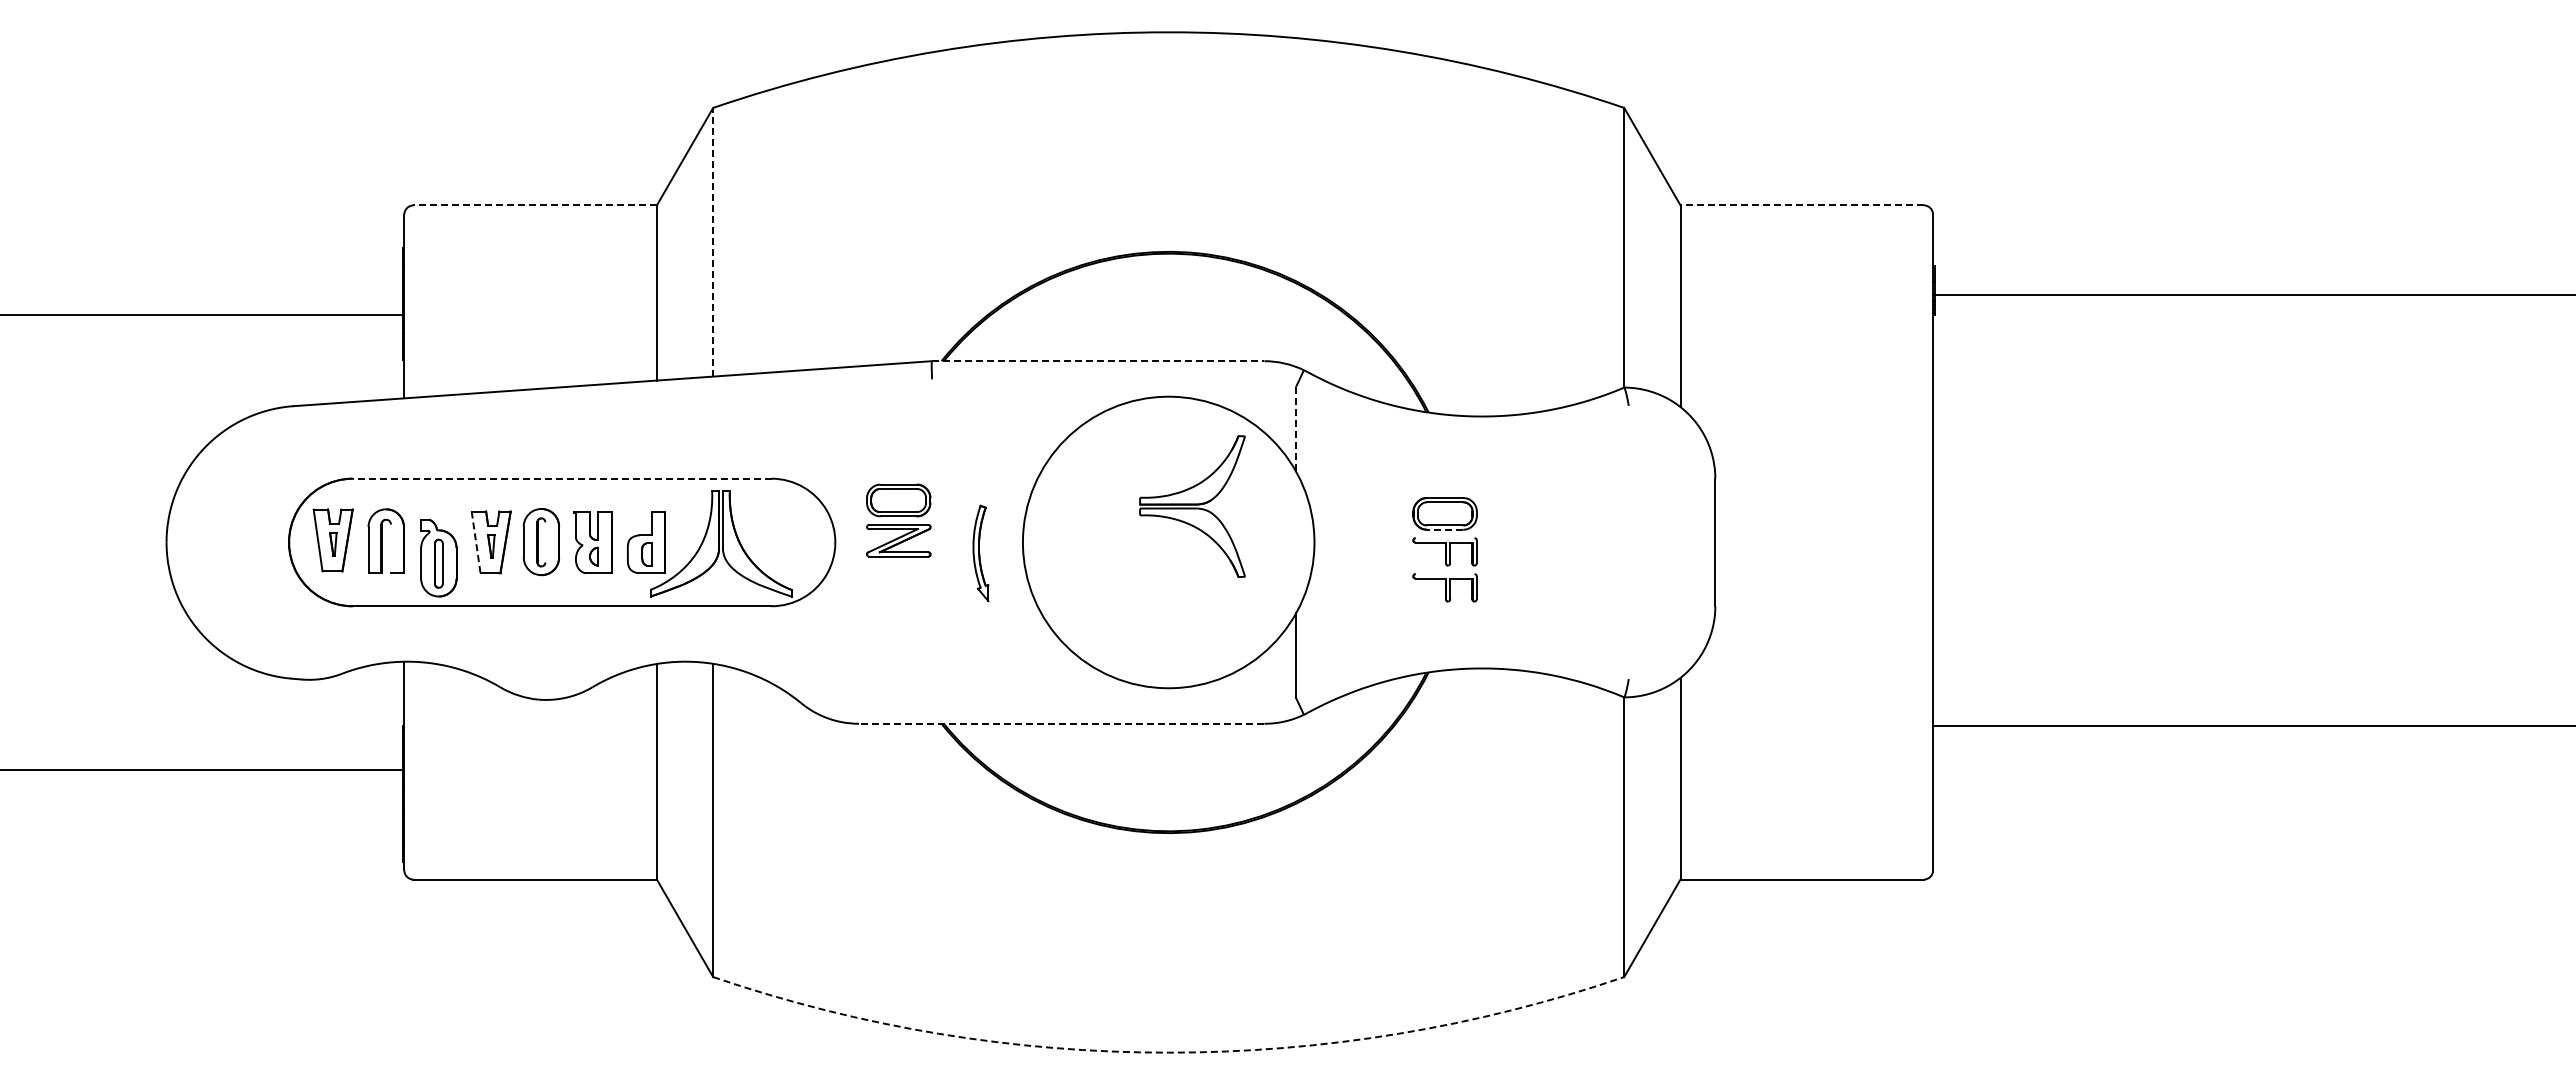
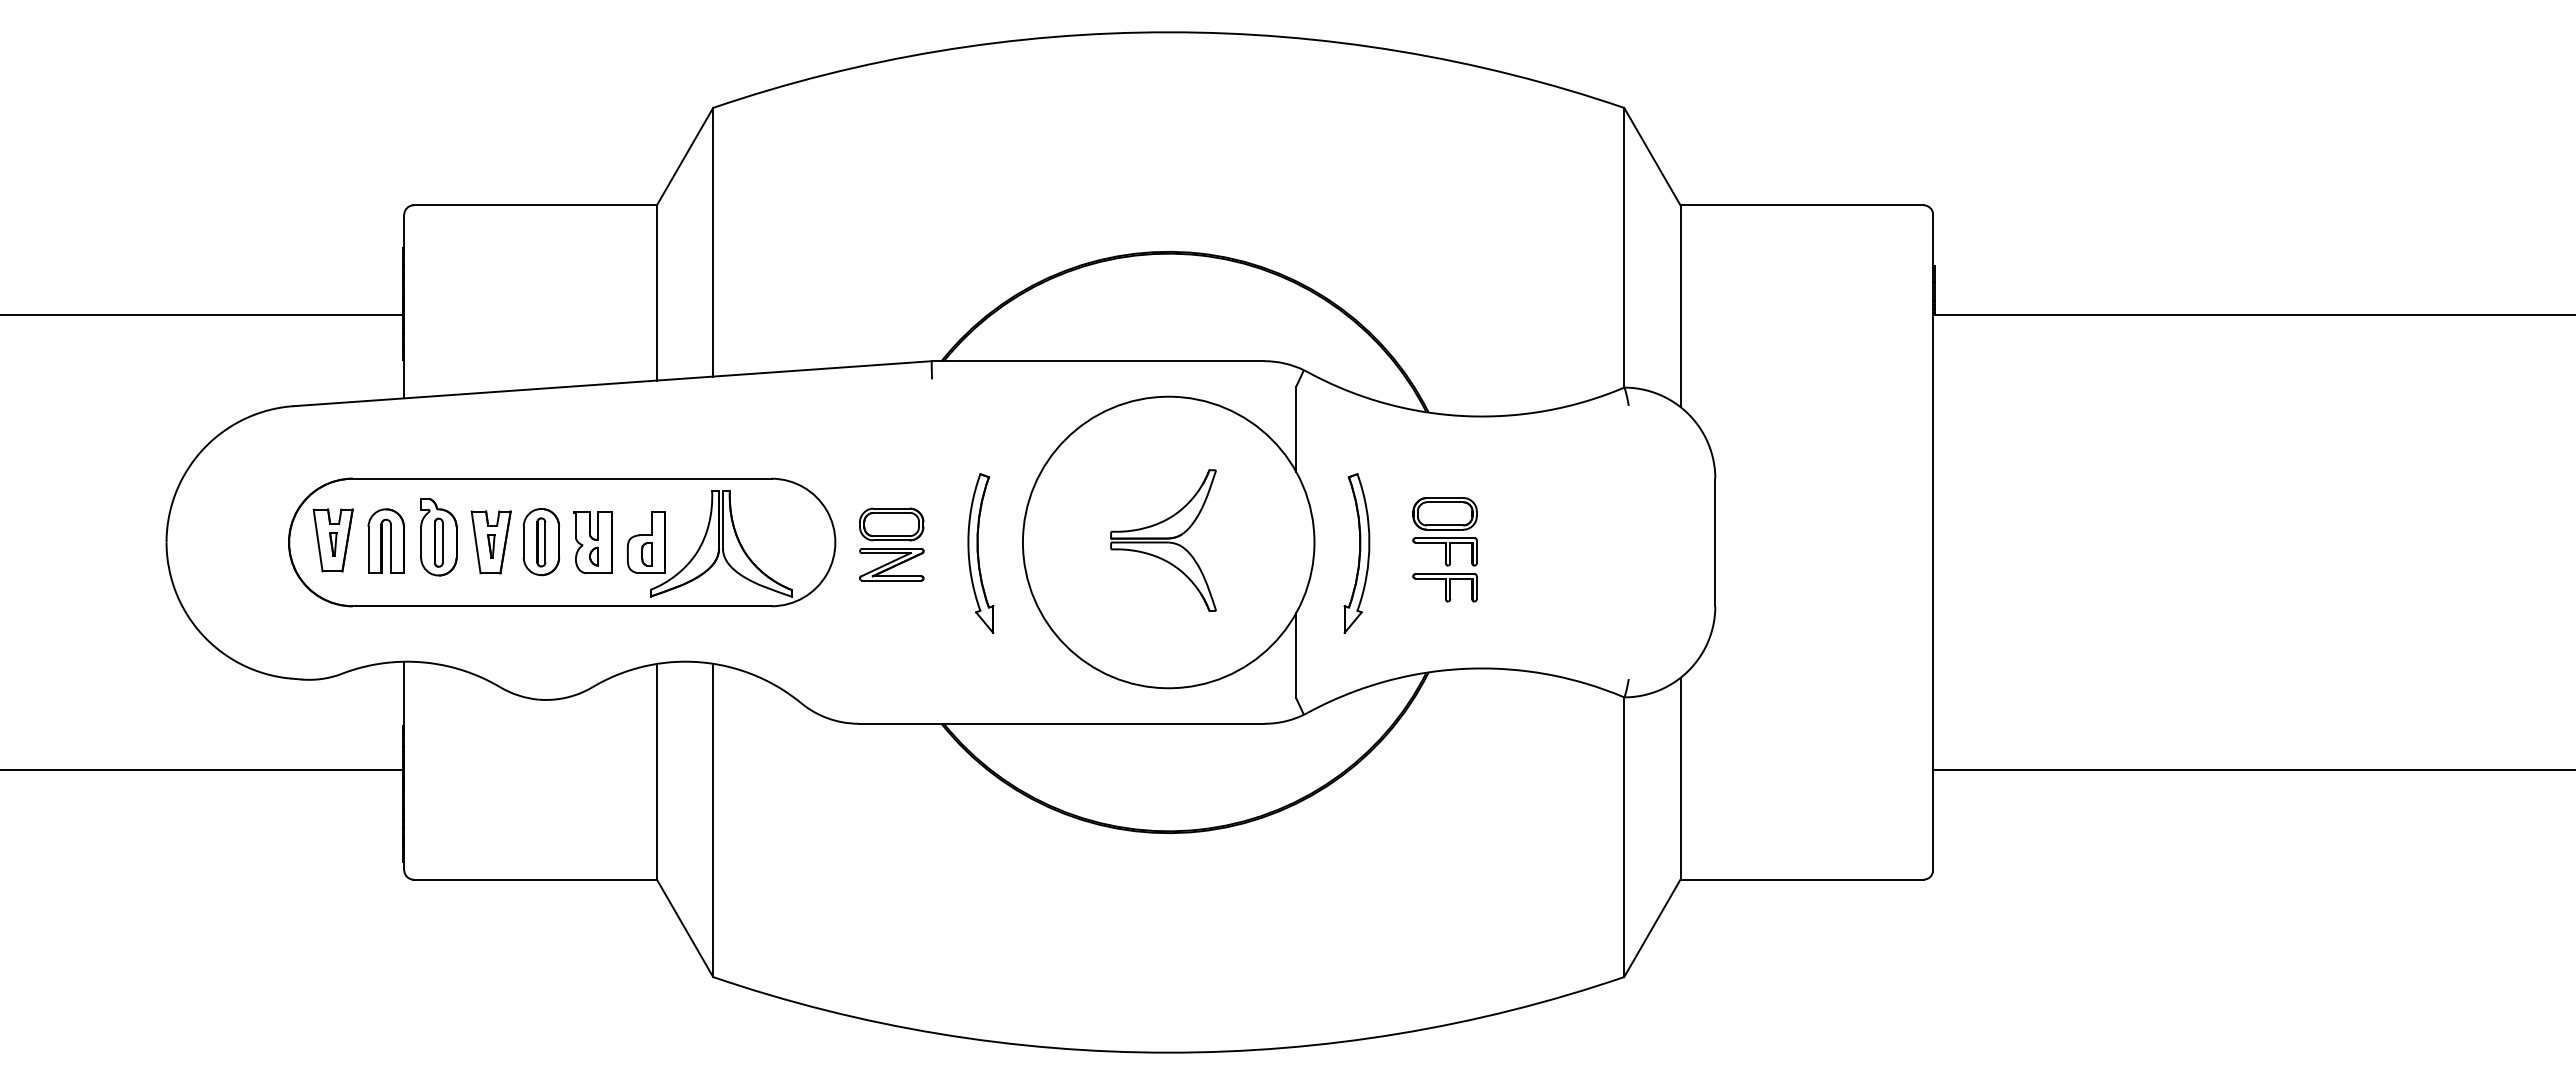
line: dashed -> solid (535, 205)
line: dashed -> solid (1802, 205)
line: dashed -> solid (713, 241)
line position: (2252, 294) -> (2252, 314) (2252, 314)
line: dashed -> solid (1098, 361)
line: dashed -> solid (1296, 429)
line: dashed -> solid (561, 478)
part position: (1192, 506) -> (1163, 540) (1163, 540)
part position: (898, 520) -> (891, 544) (891, 544)
line: dashed -> solid (1444, 529)
line: none -> present (1444, 538)
line: dashed -> solid (476, 542)
line: none -> present (545, 542)
line: none -> present (390, 548)
part size: 18x99 px -> 28x161 px (980, 553)
part: none -> present (1356, 553)
part position: (438, 557) -> (438, 536) (438, 536)
line: none -> present (1444, 574)
line: dashed -> solid (1061, 723)
line position: (2252, 726) -> (2252, 770) (2252, 770)
arc: dashed -> solid (1168, 1052)
